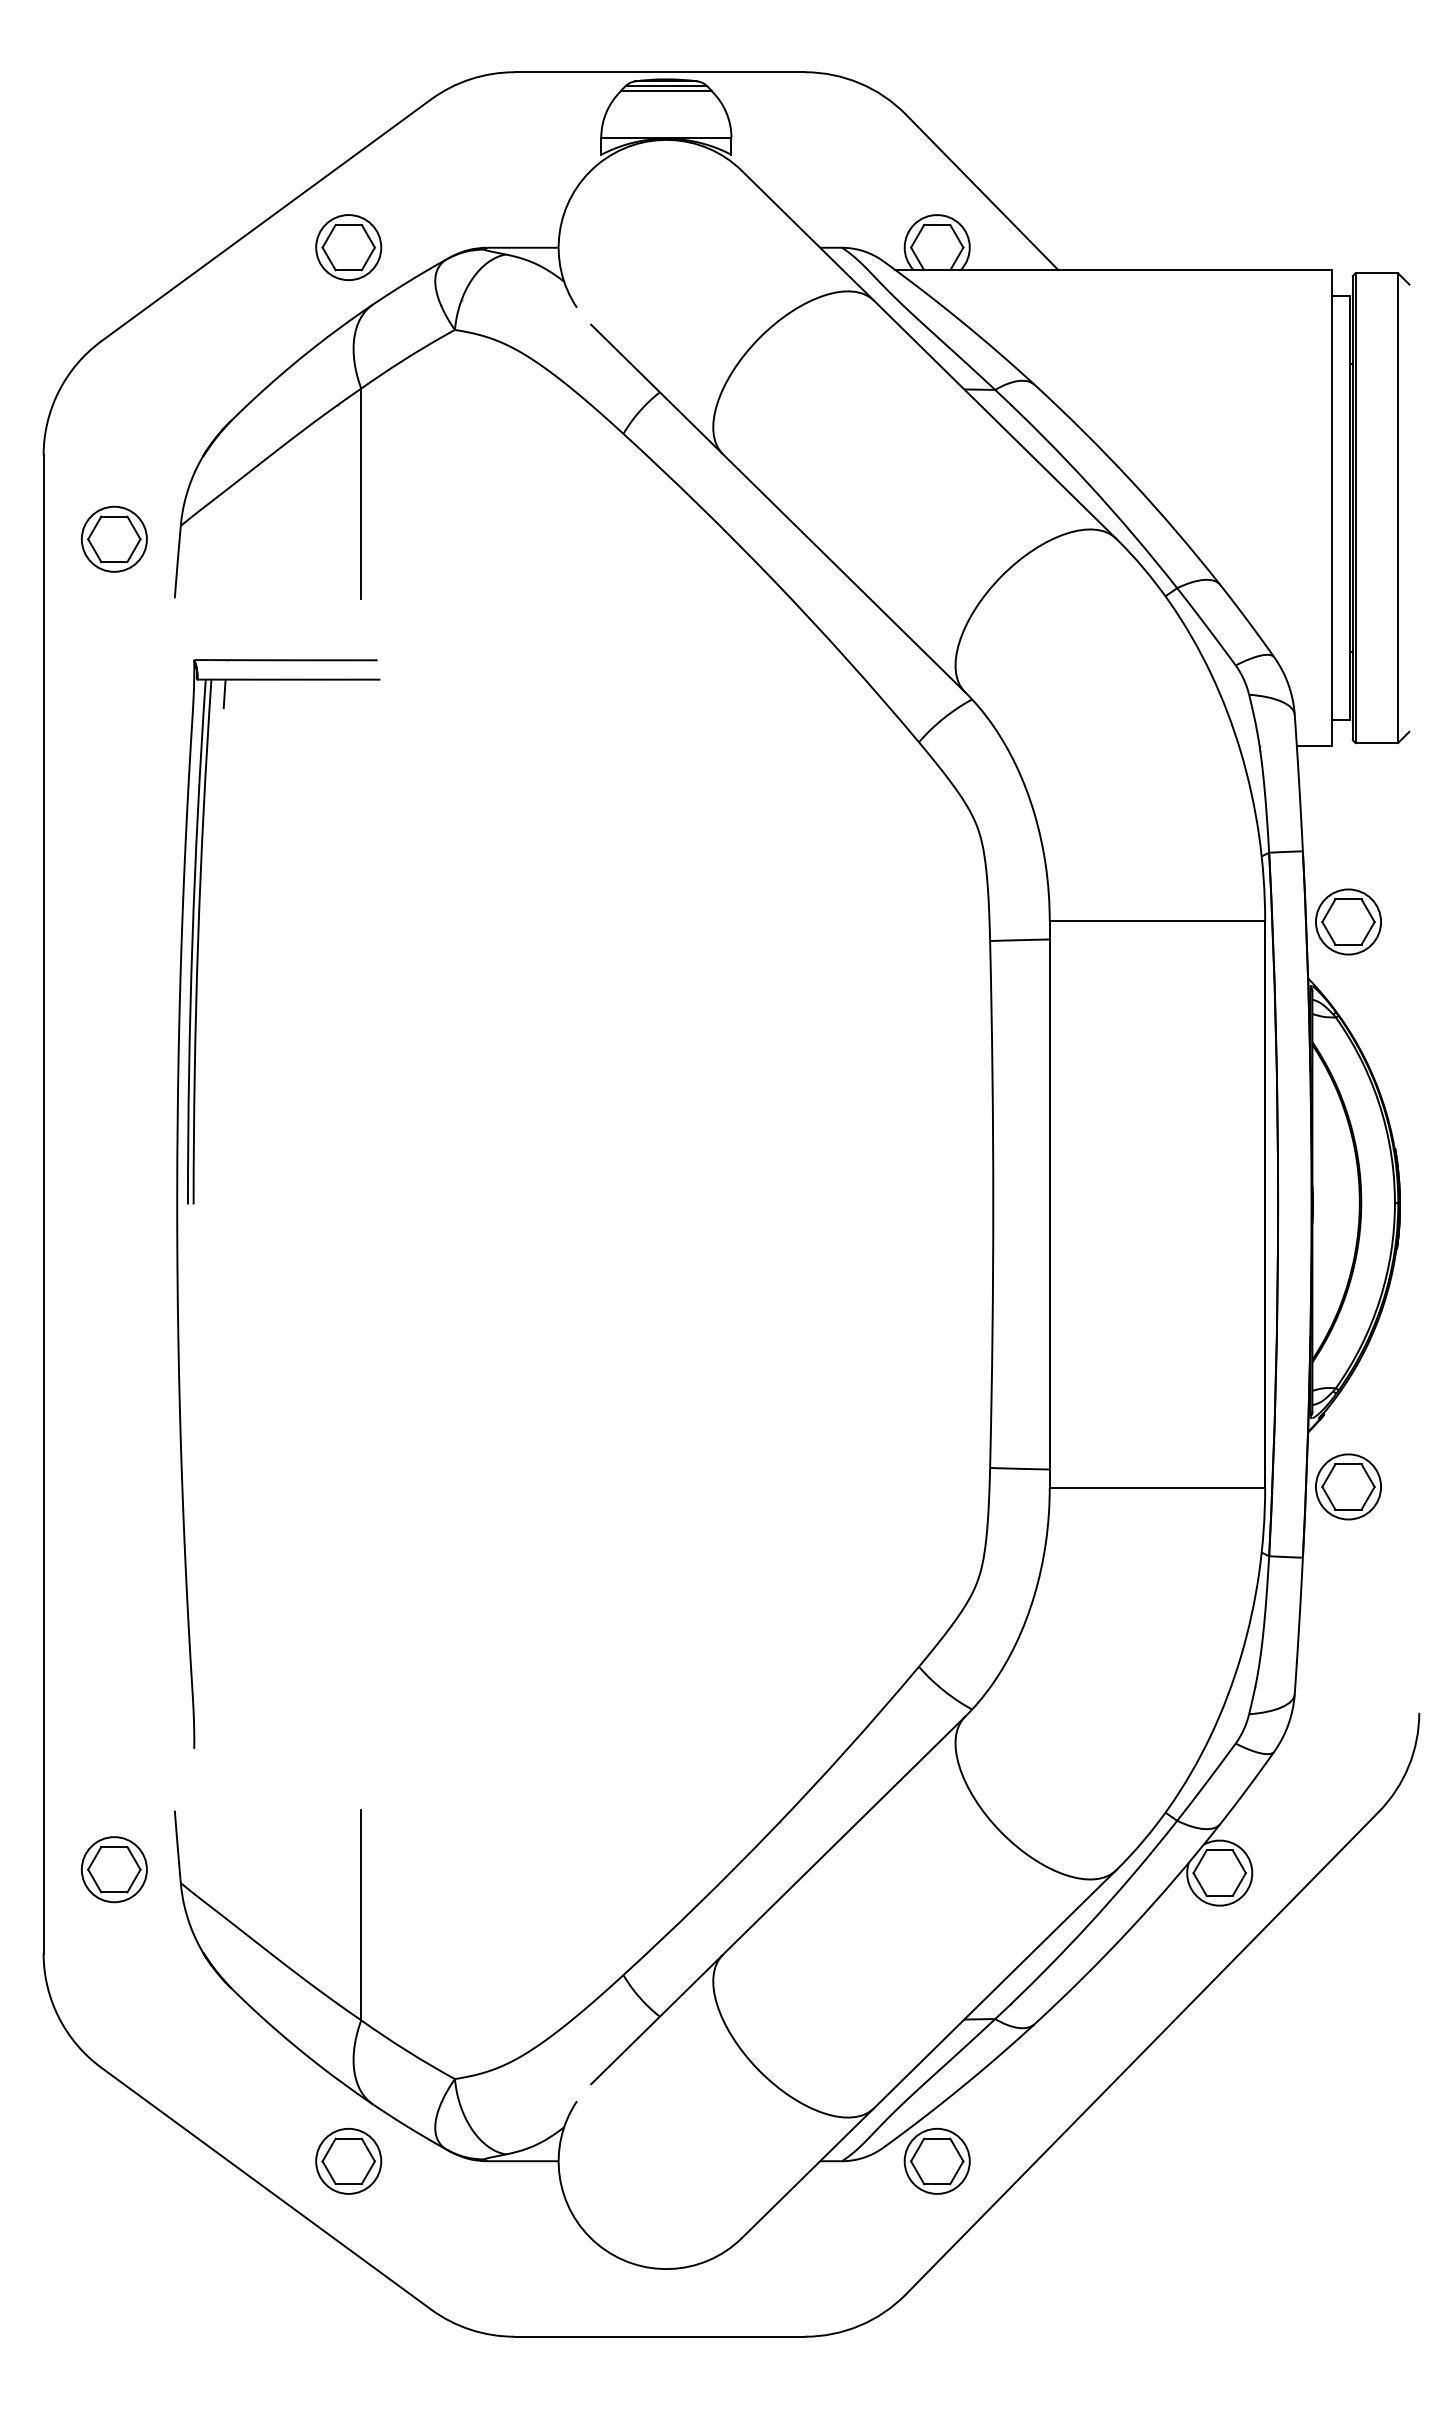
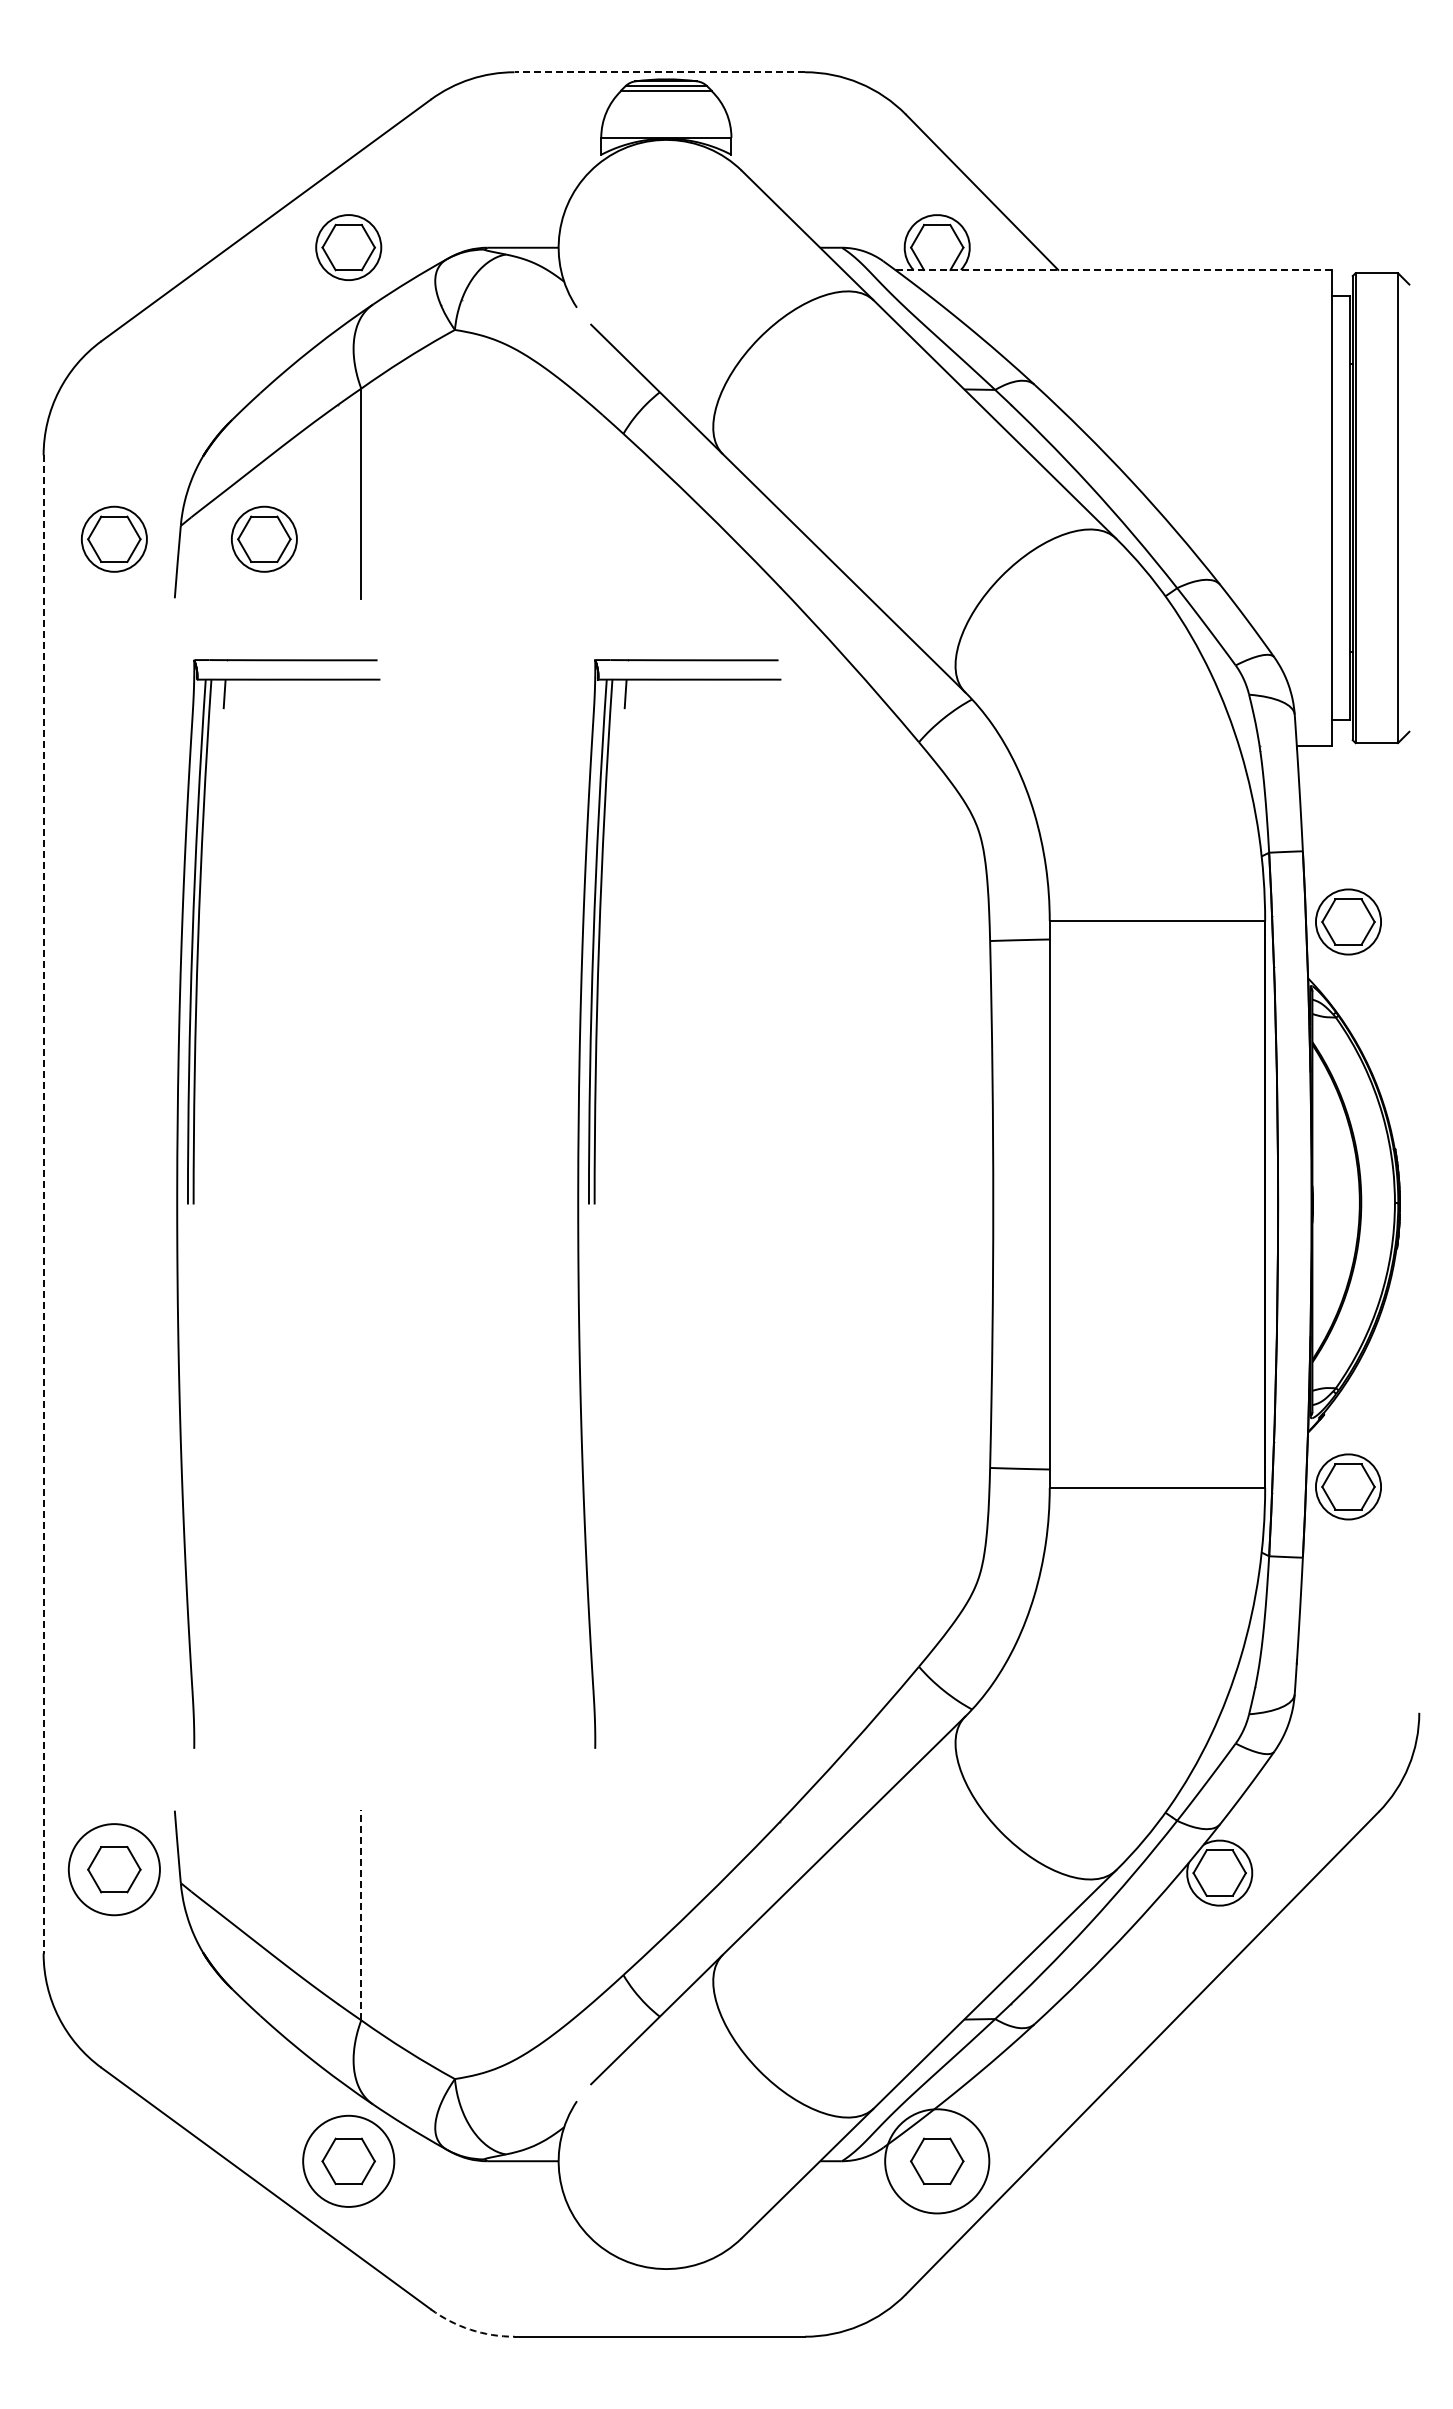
line: solid -> dashed (659, 72)
line: solid -> dashed (1112, 269)
part: none -> present (264, 538)
part: none -> present (595, 1203)
line: solid -> dashed (43, 1204)
circle diameter: 65 px -> 91 px (113, 1869)
line: solid -> dashed (361, 1915)
circle diameter: 65 px -> 91 px (348, 2160)
circle diameter: 65 px -> 104 px (937, 2161)
arc: solid -> dashed (470, 2329)
